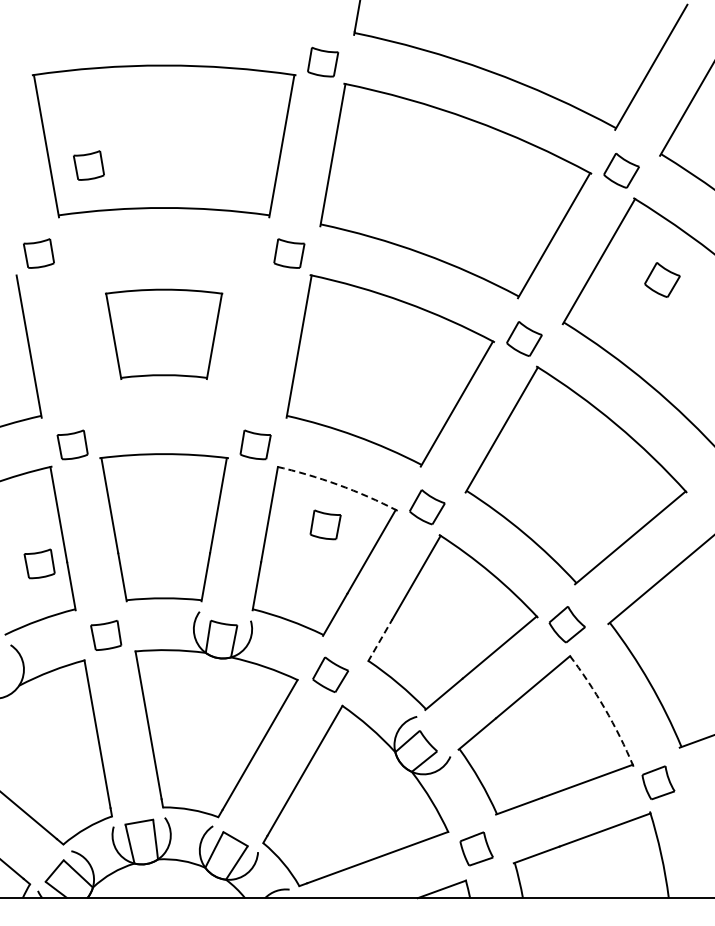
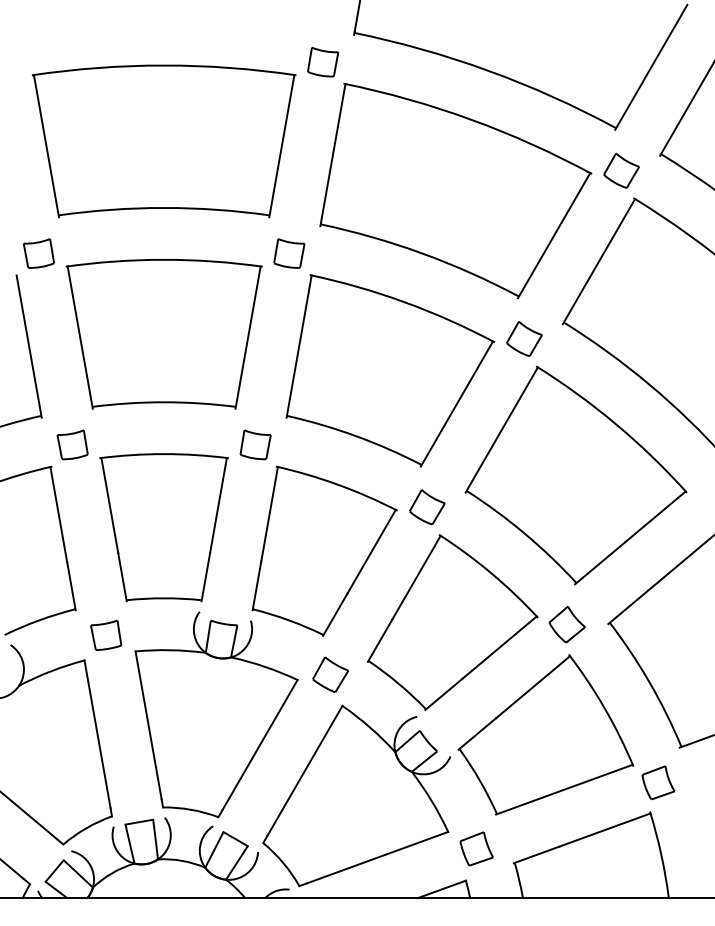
part: present -> none (88, 165)
part: present -> none (662, 279)
part size: 119x92 px -> 198x151 px (163, 334)
arc: dashed -> solid (338, 484)
part: present -> none (325, 524)
part: present -> none (39, 563)
line: dashed -> solid (380, 640)
arc: dashed -> solid (604, 708)
